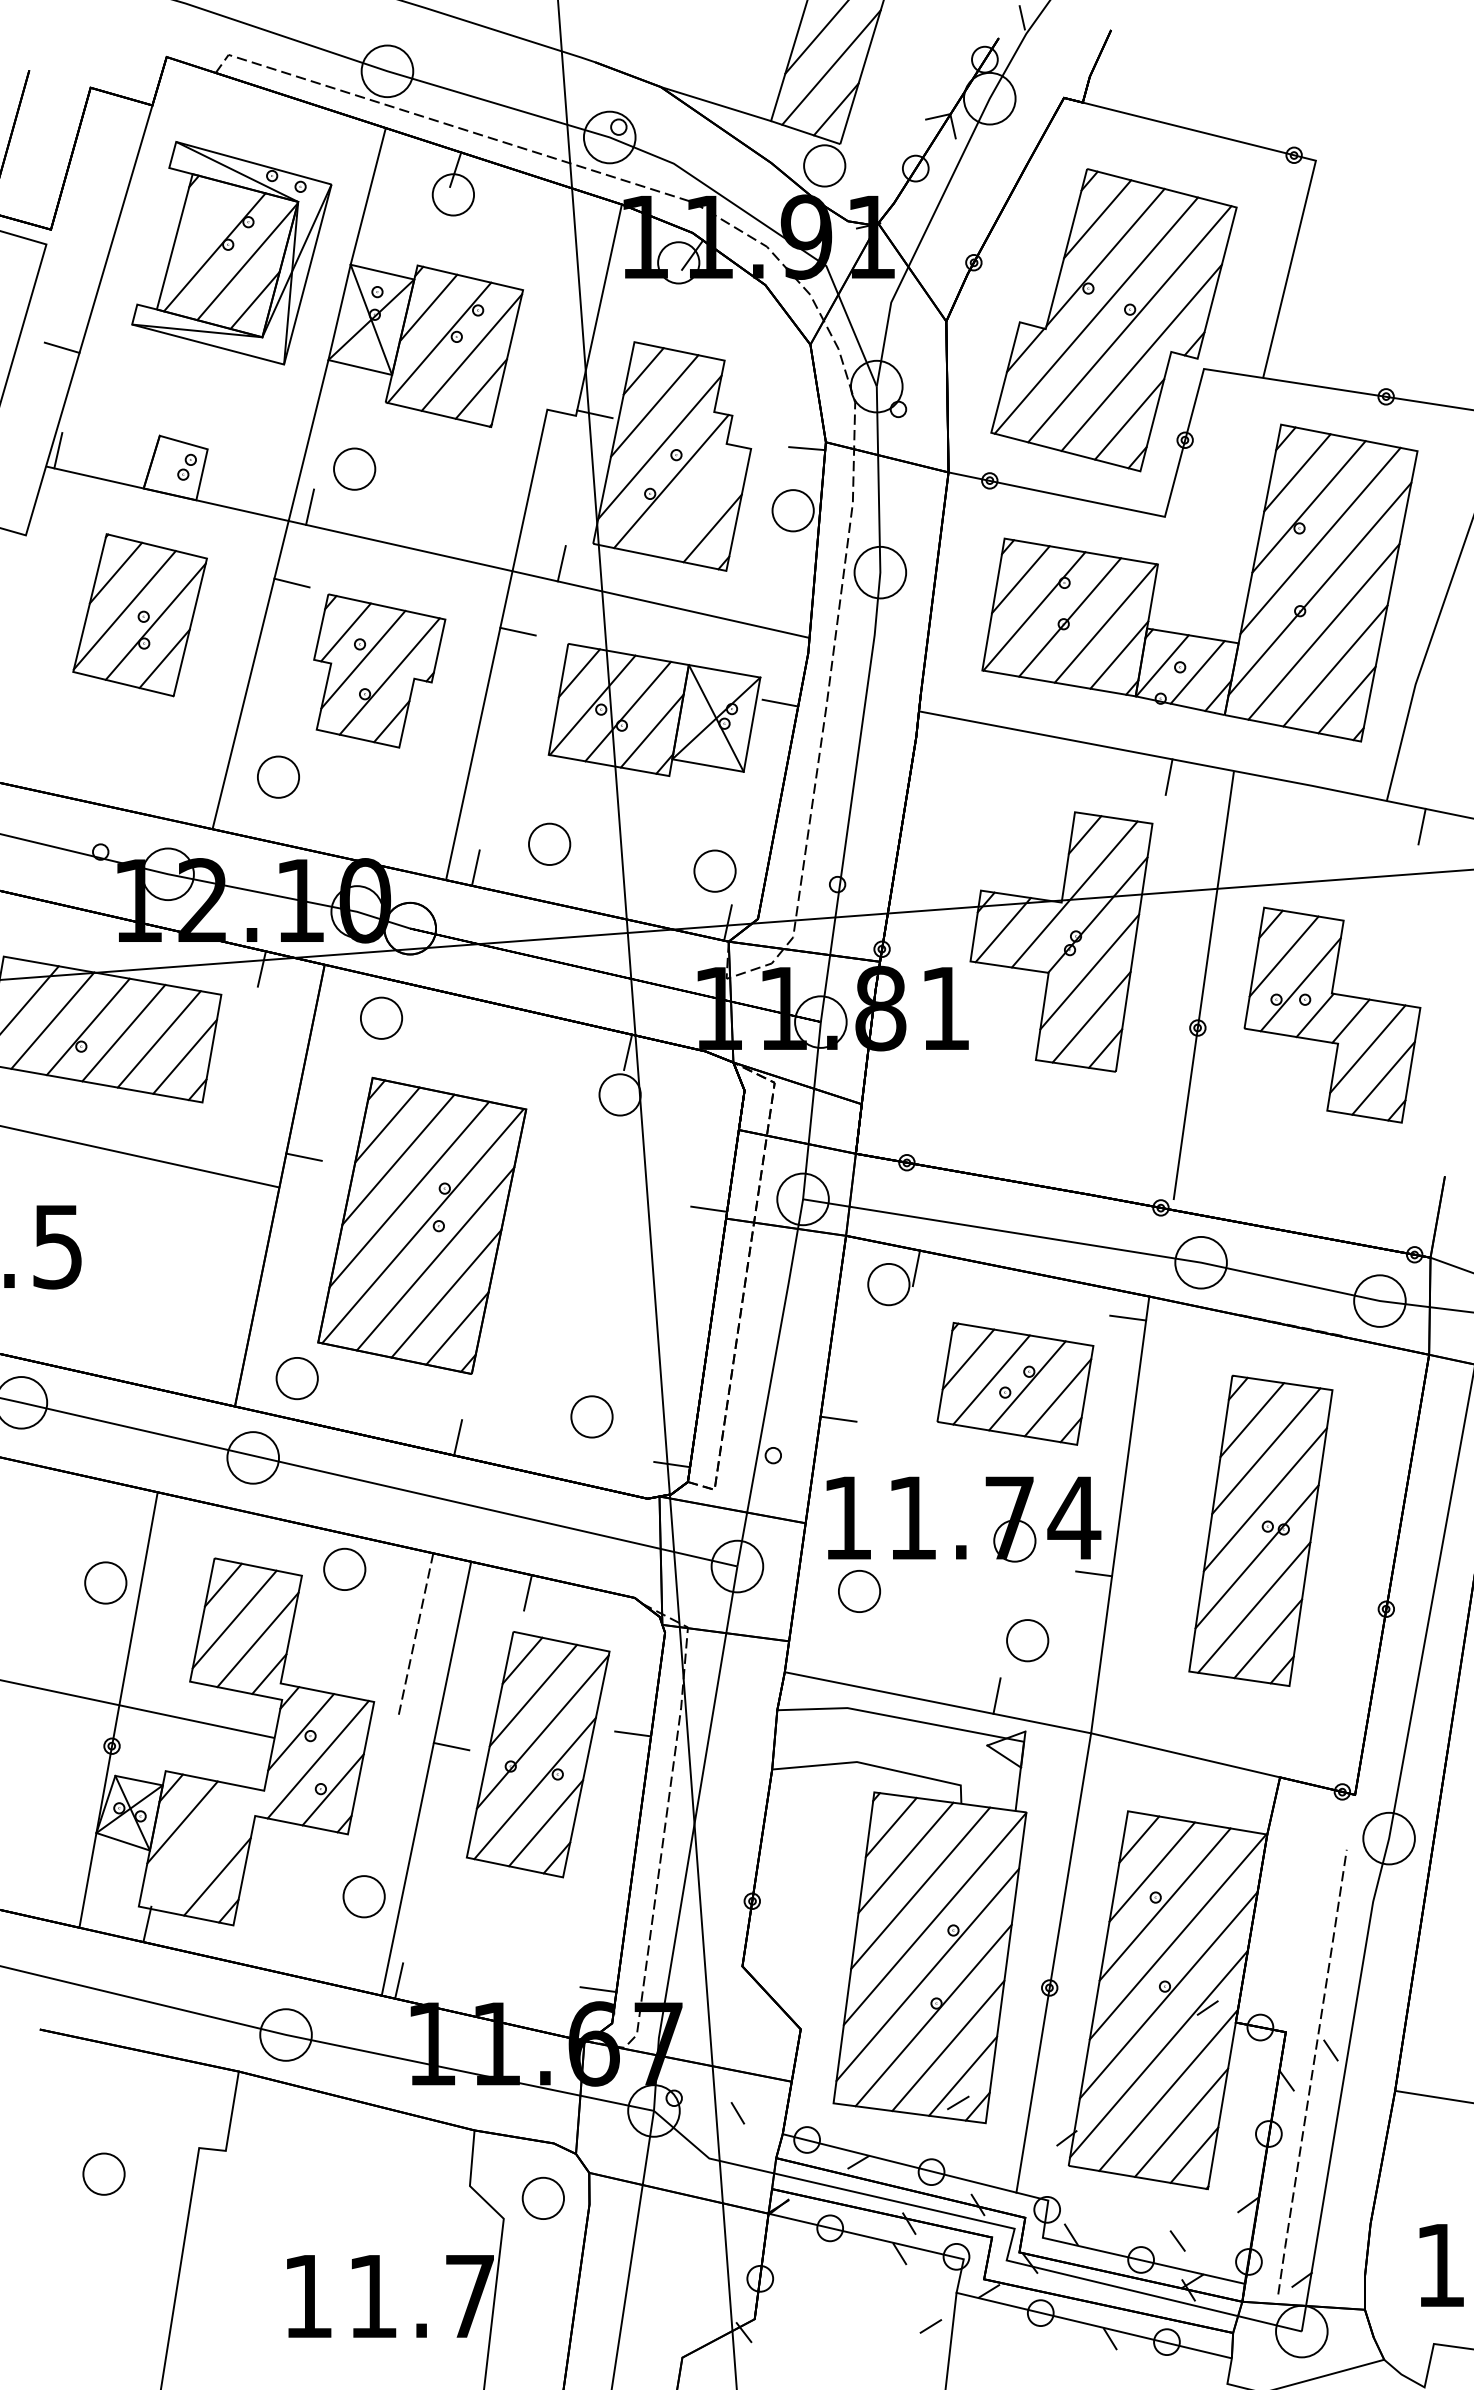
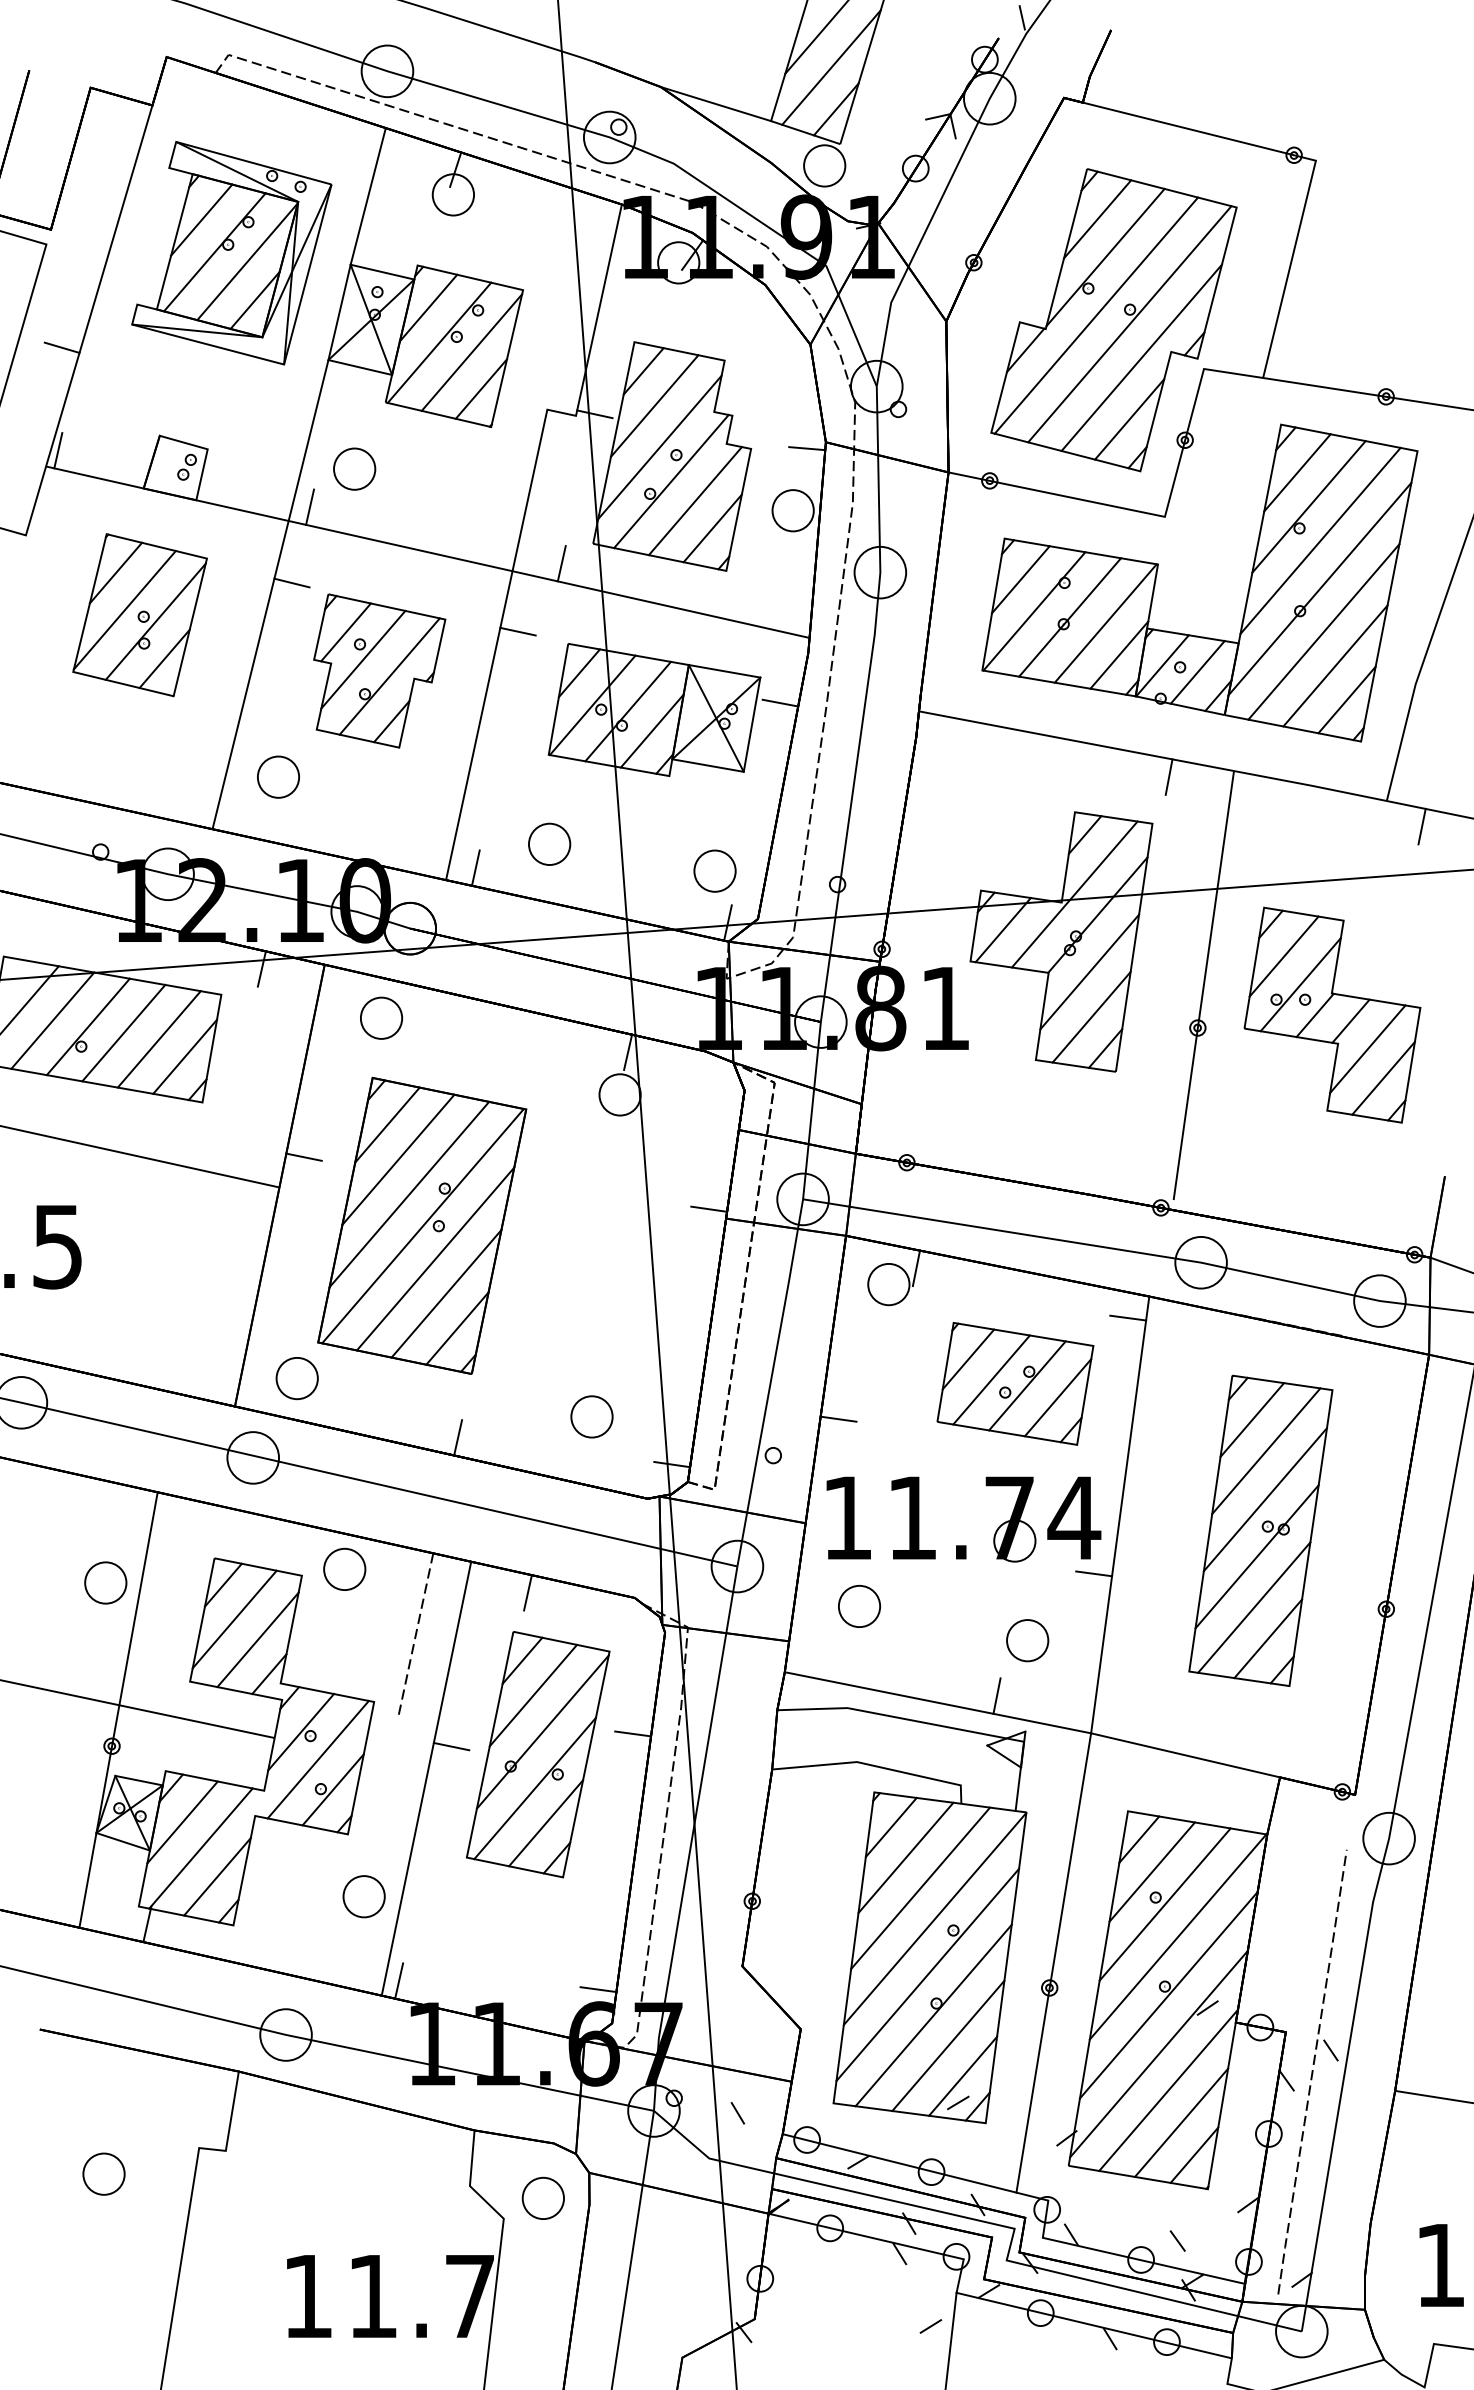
line: none -> present (201, 219)
line: none -> present (694, 501)
part position: (859, 1591) -> (859, 1606) (859, 1606)
line: none -> present (200, 1848)
